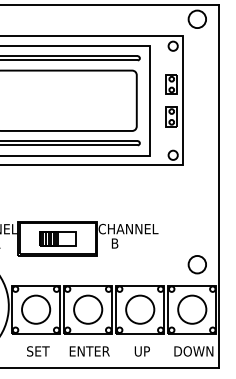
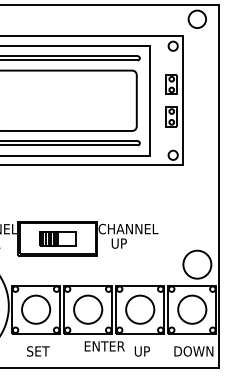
text: B -> UP (118, 243)
circle diameter: 17 px -> 28 px (197, 264)
text position: (89, 351) -> (104, 346) (104, 346)
